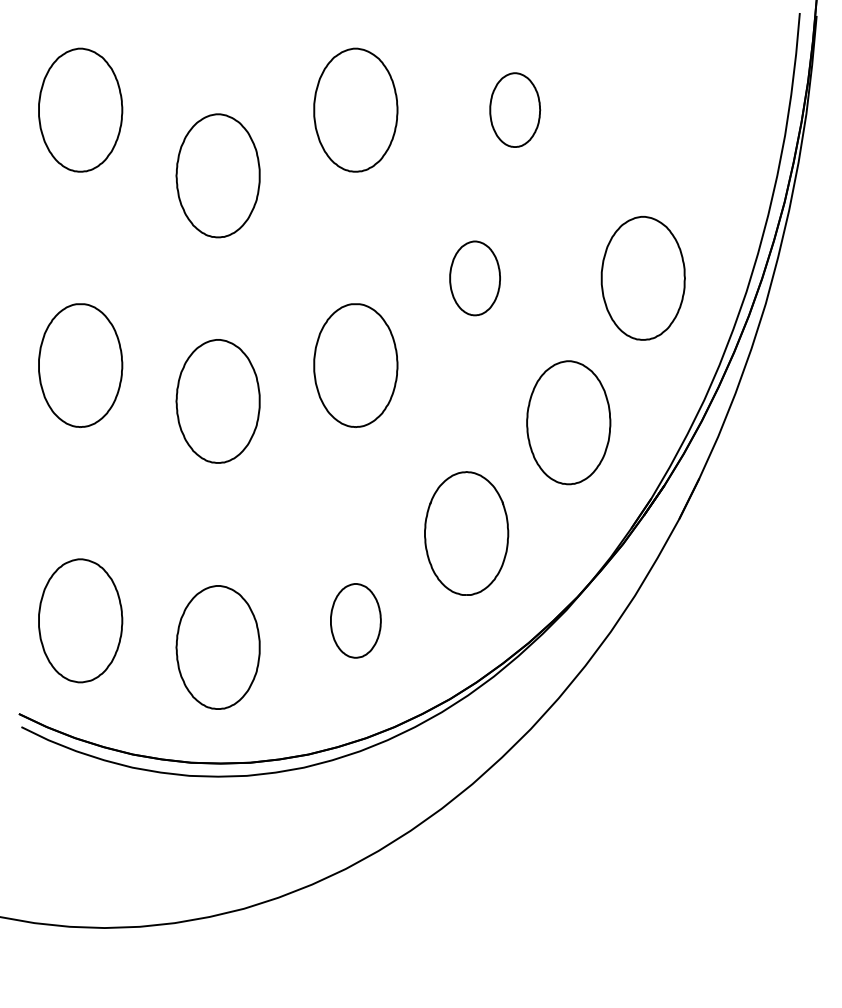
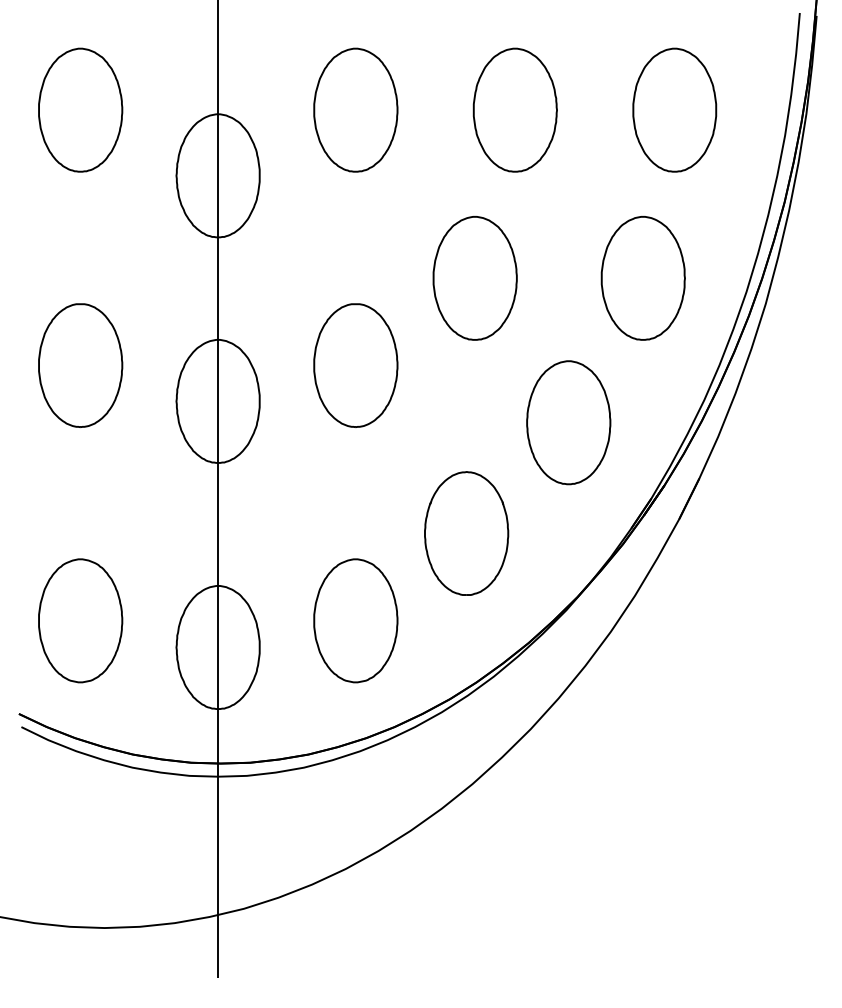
part size: 53x76 px -> 86x126 px (514, 109)
part: none -> present (674, 109)
part size: 52x77 px -> 86x125 px (474, 278)
line: none -> present (218, 489)
part size: 52x76 px -> 86x126 px (355, 620)
